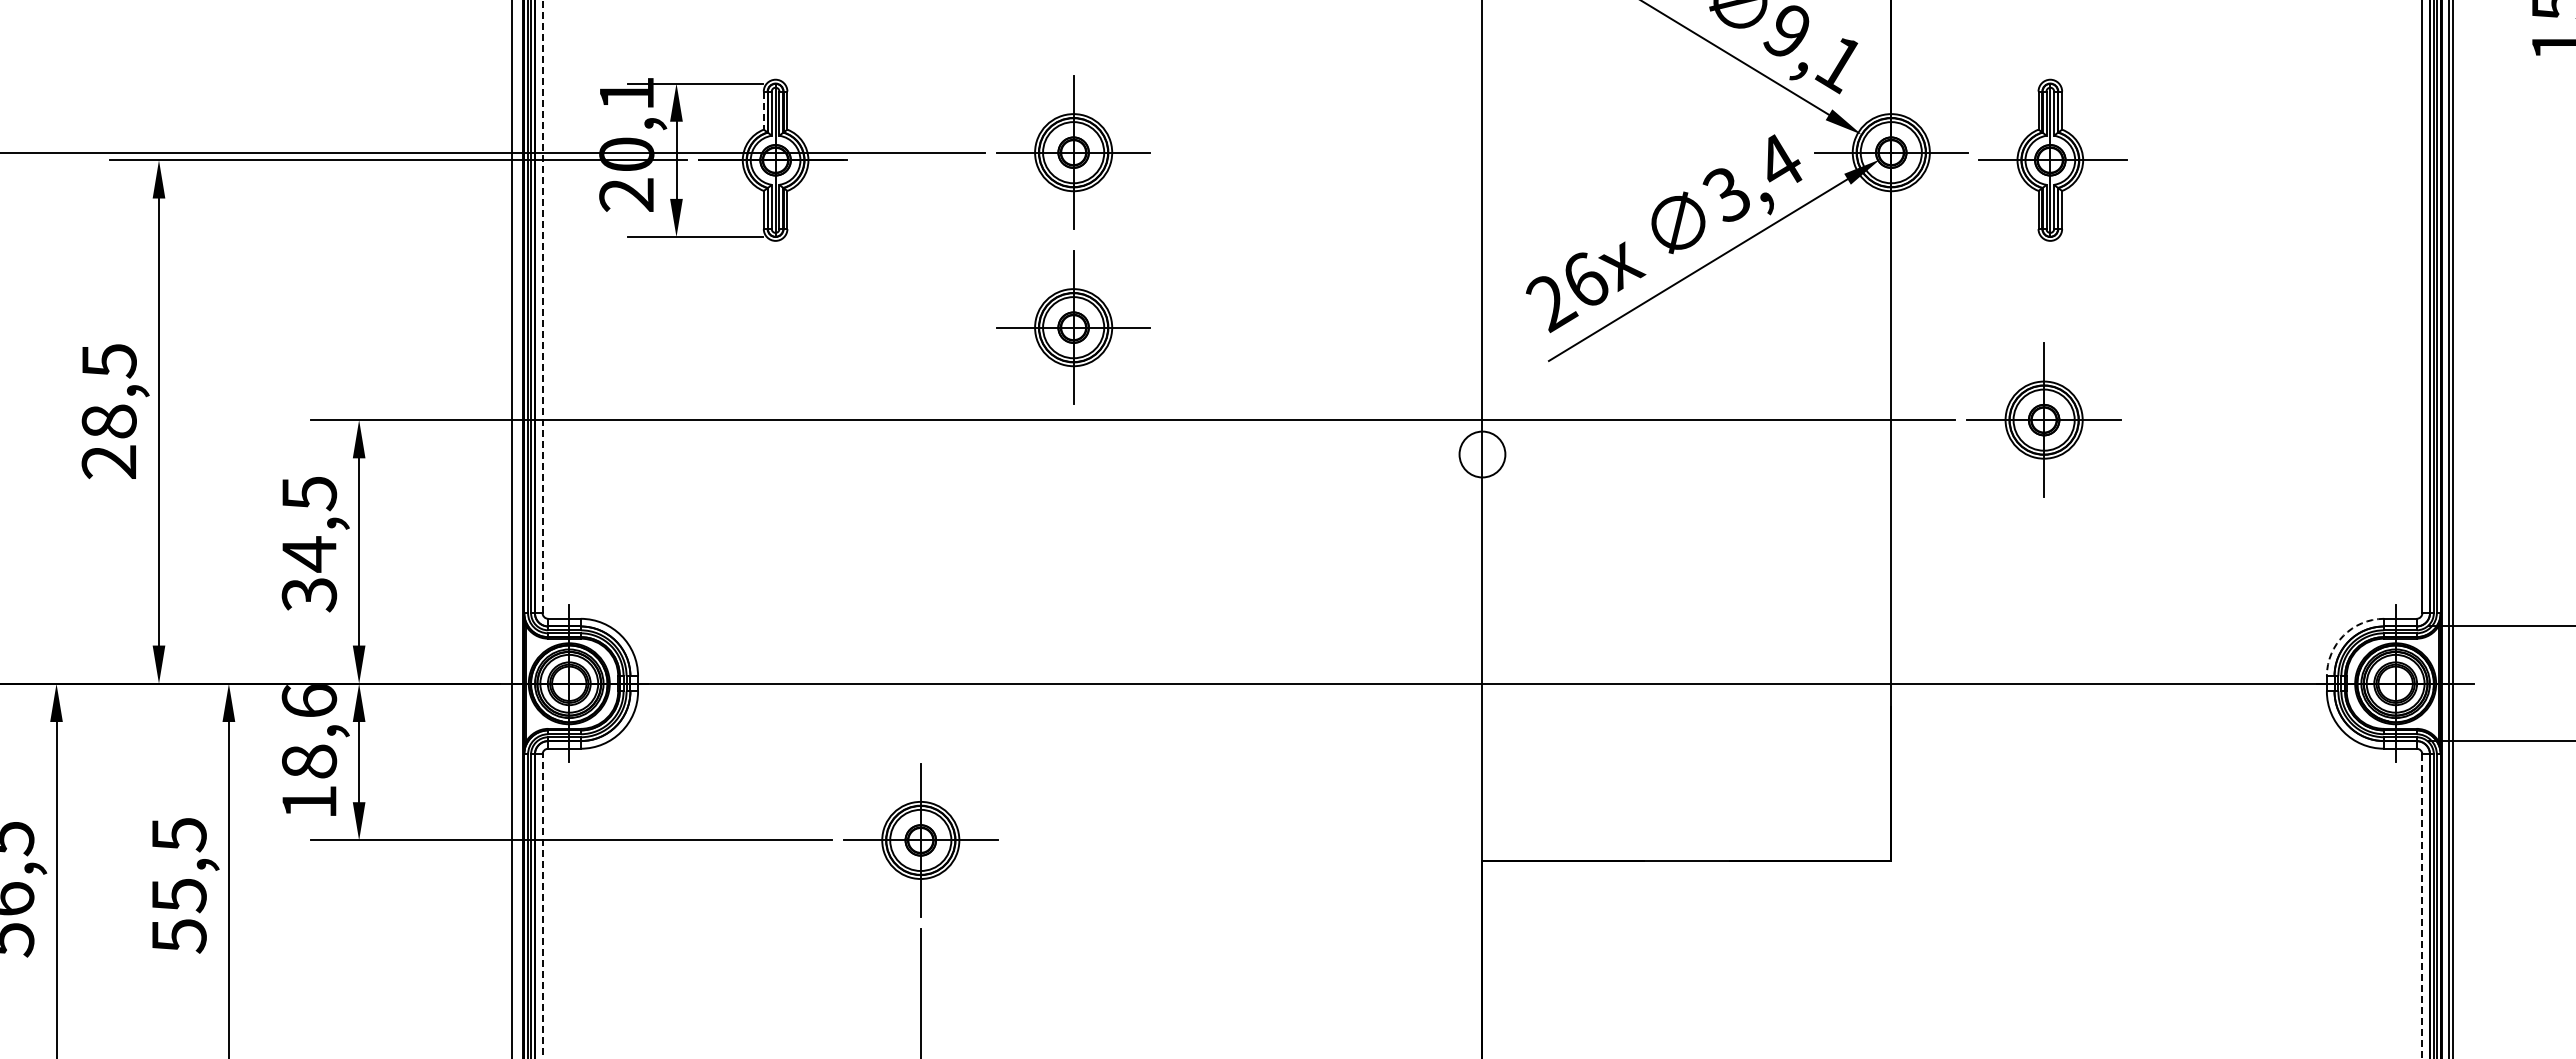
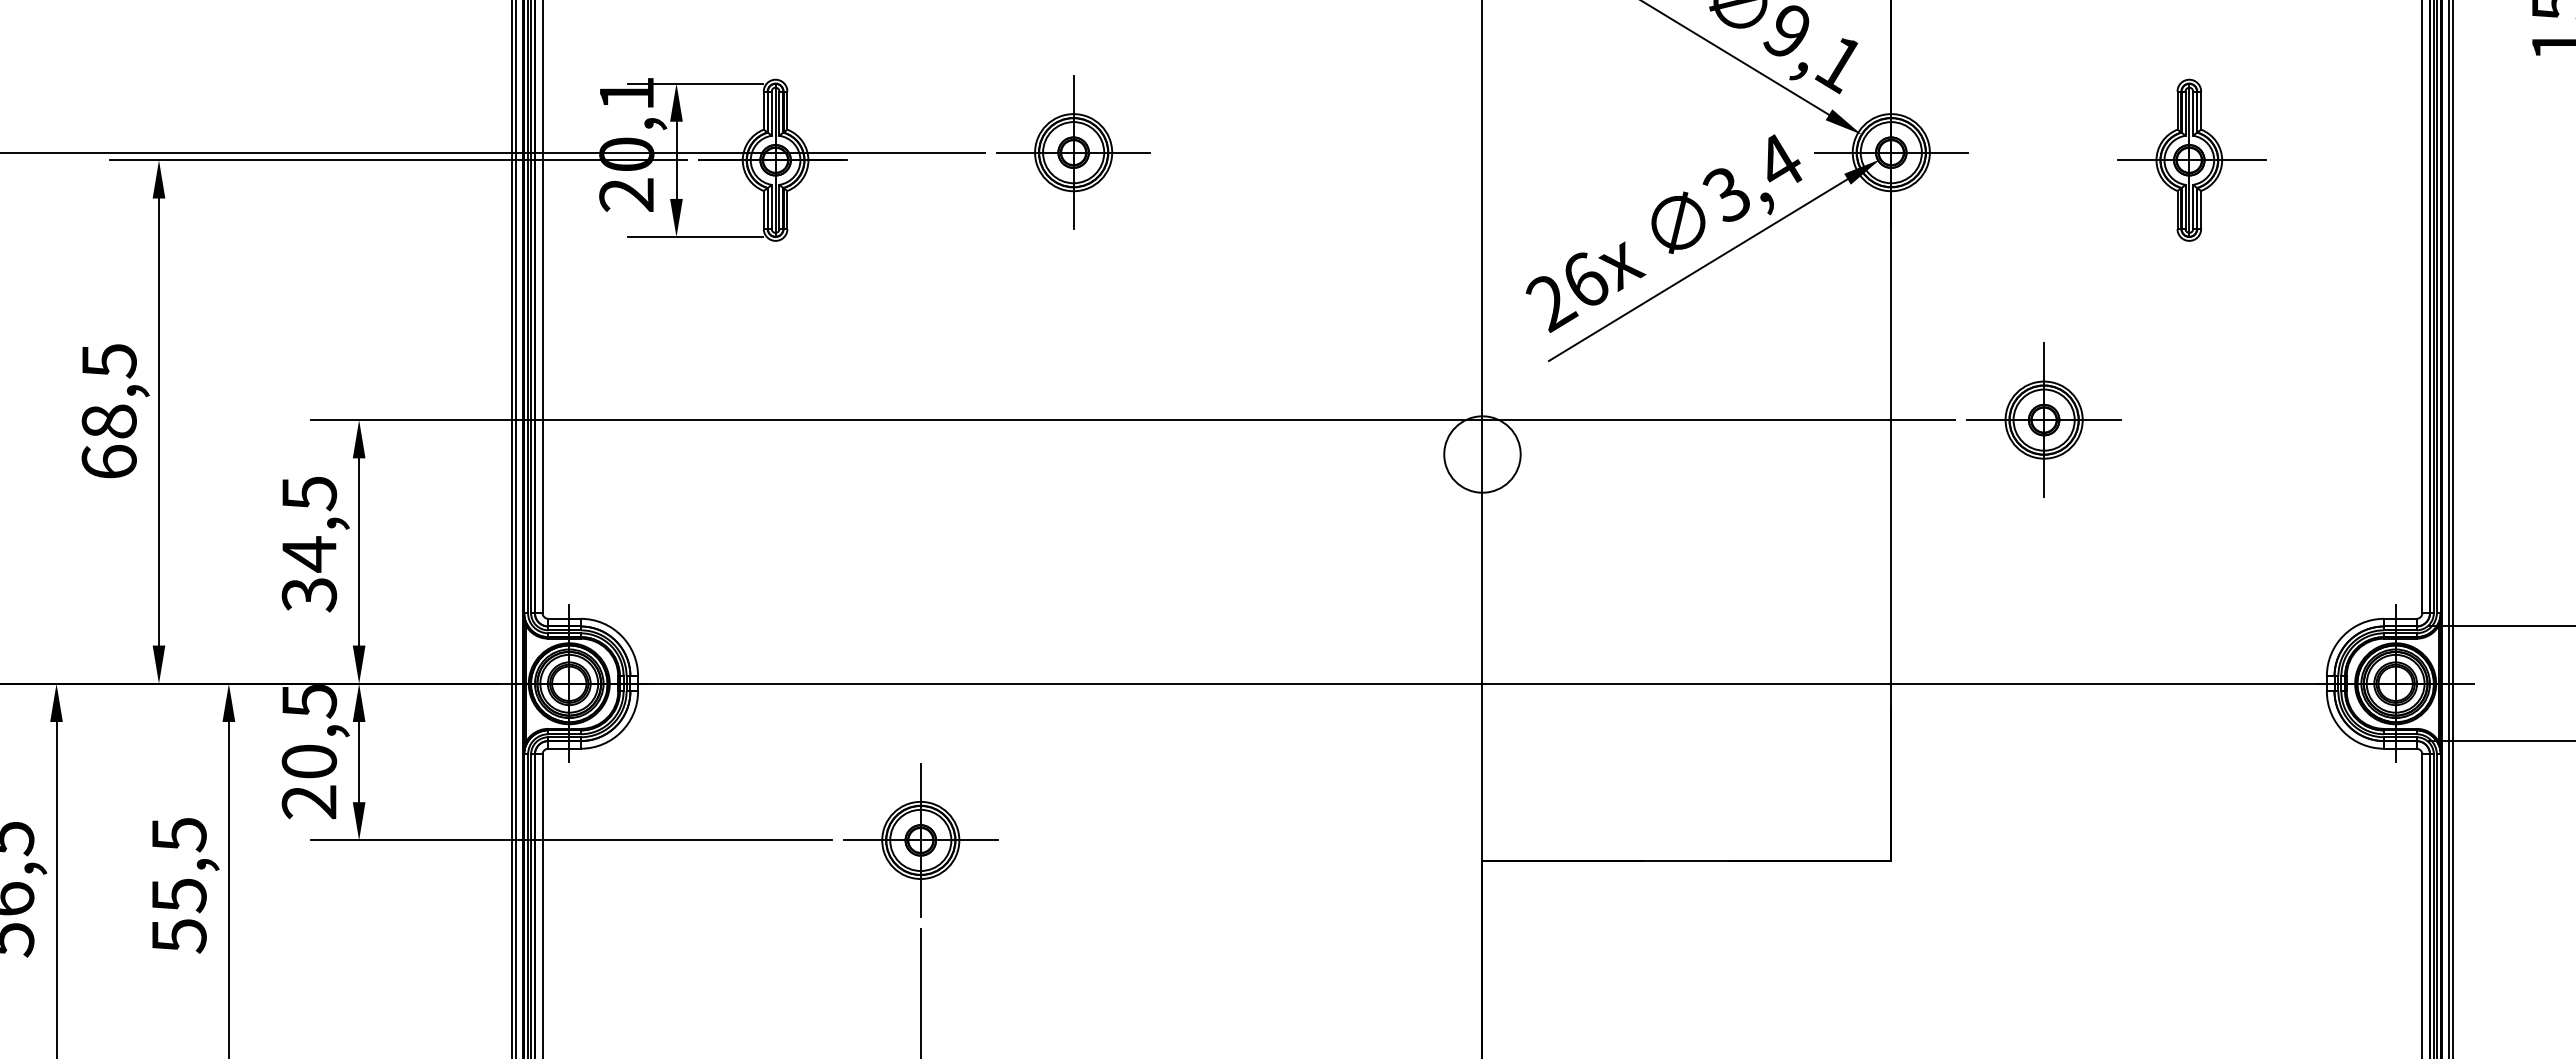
line: dashed -> solid (763, 111)
part position: (2052, 159) -> (2191, 159) (2191, 159)
line: dashed -> solid (542, 306)
part: present -> none (1073, 327)
circle diameter: 46 px -> 76 px (1482, 454)
text: 28,5 -> 68,5 (108, 462)
line: none -> present (515, 528)
arc: dashed -> solid (2343, 635)
text: 18,6 -> 20,5 (309, 752)
line: dashed -> solid (542, 906)
line: dashed -> solid (2422, 906)
